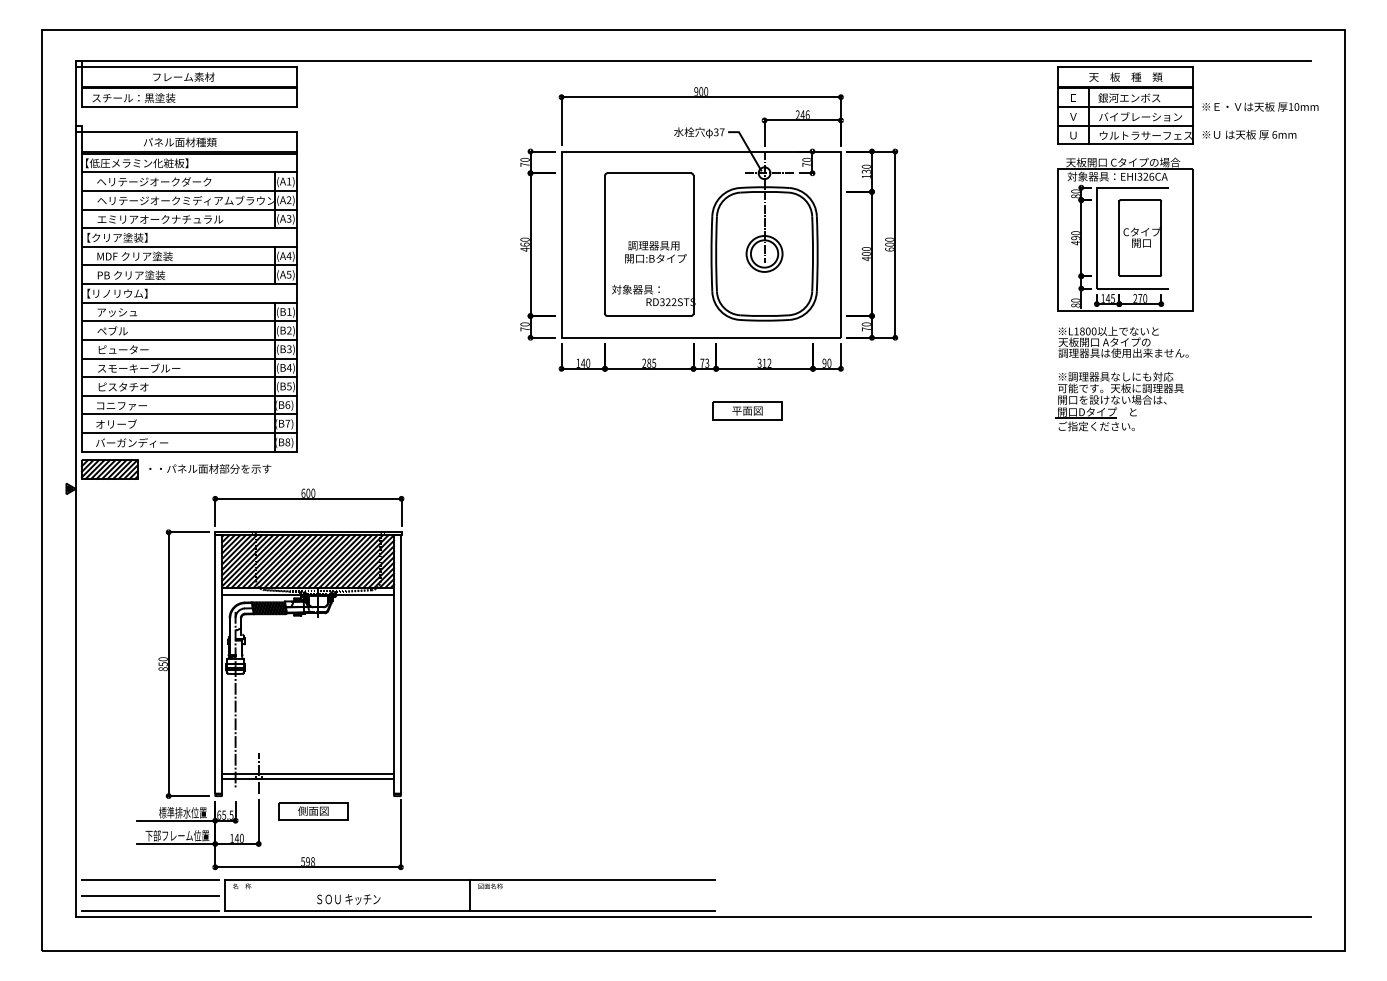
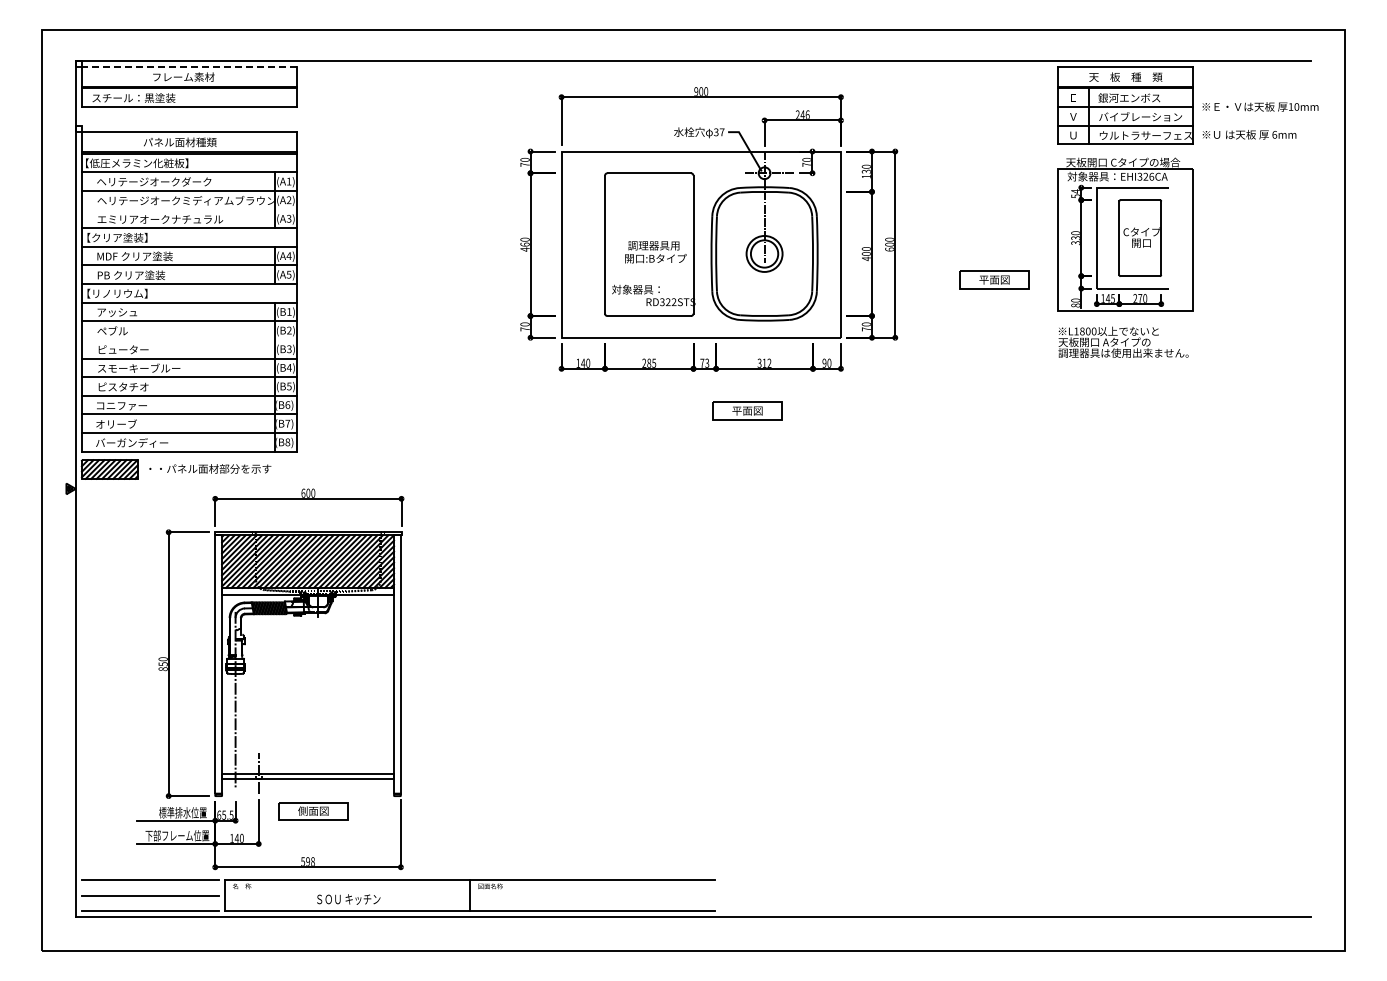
line: solid -> dashed (189, 66)
text: 80 -> 54 (1075, 193)
line: present -> none (189, 209)
text: 490 -> 330 (1075, 240)
part: none -> present (994, 279)
line: present -> none (189, 339)
part: present -> none (1119, 401)
